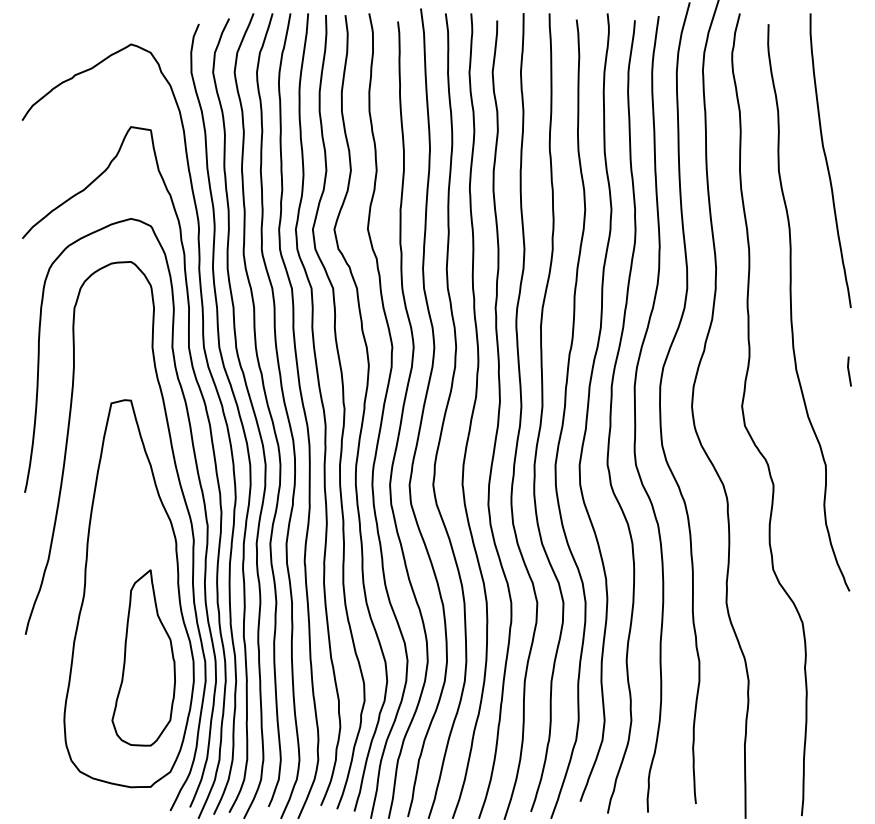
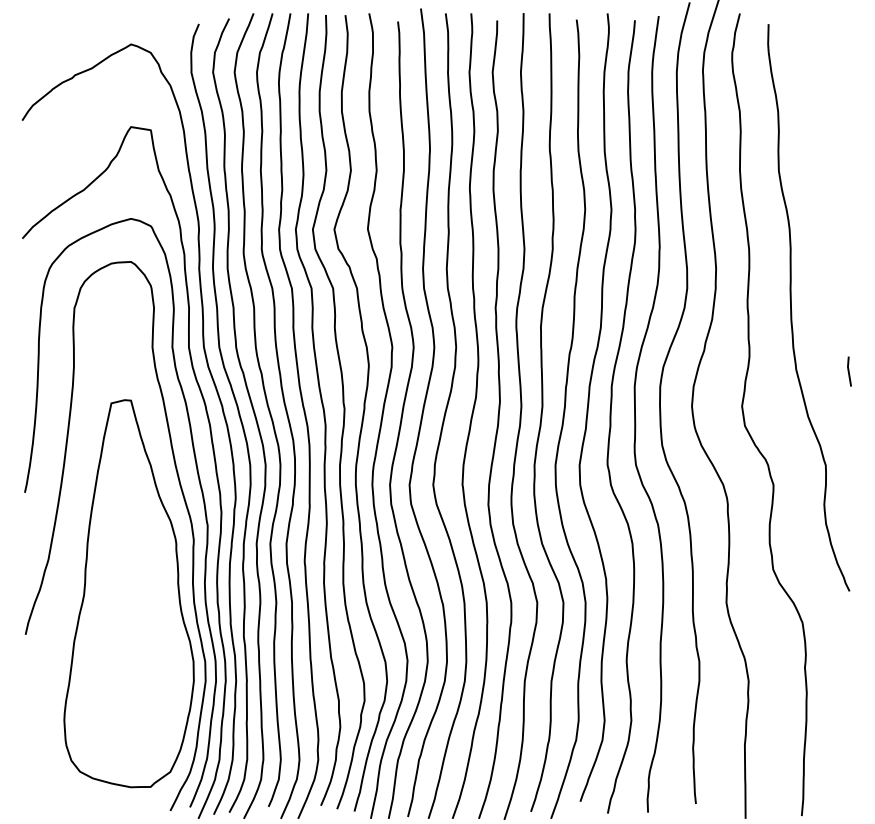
curve: present -> none (827, 160)
part: present -> none (143, 657)
